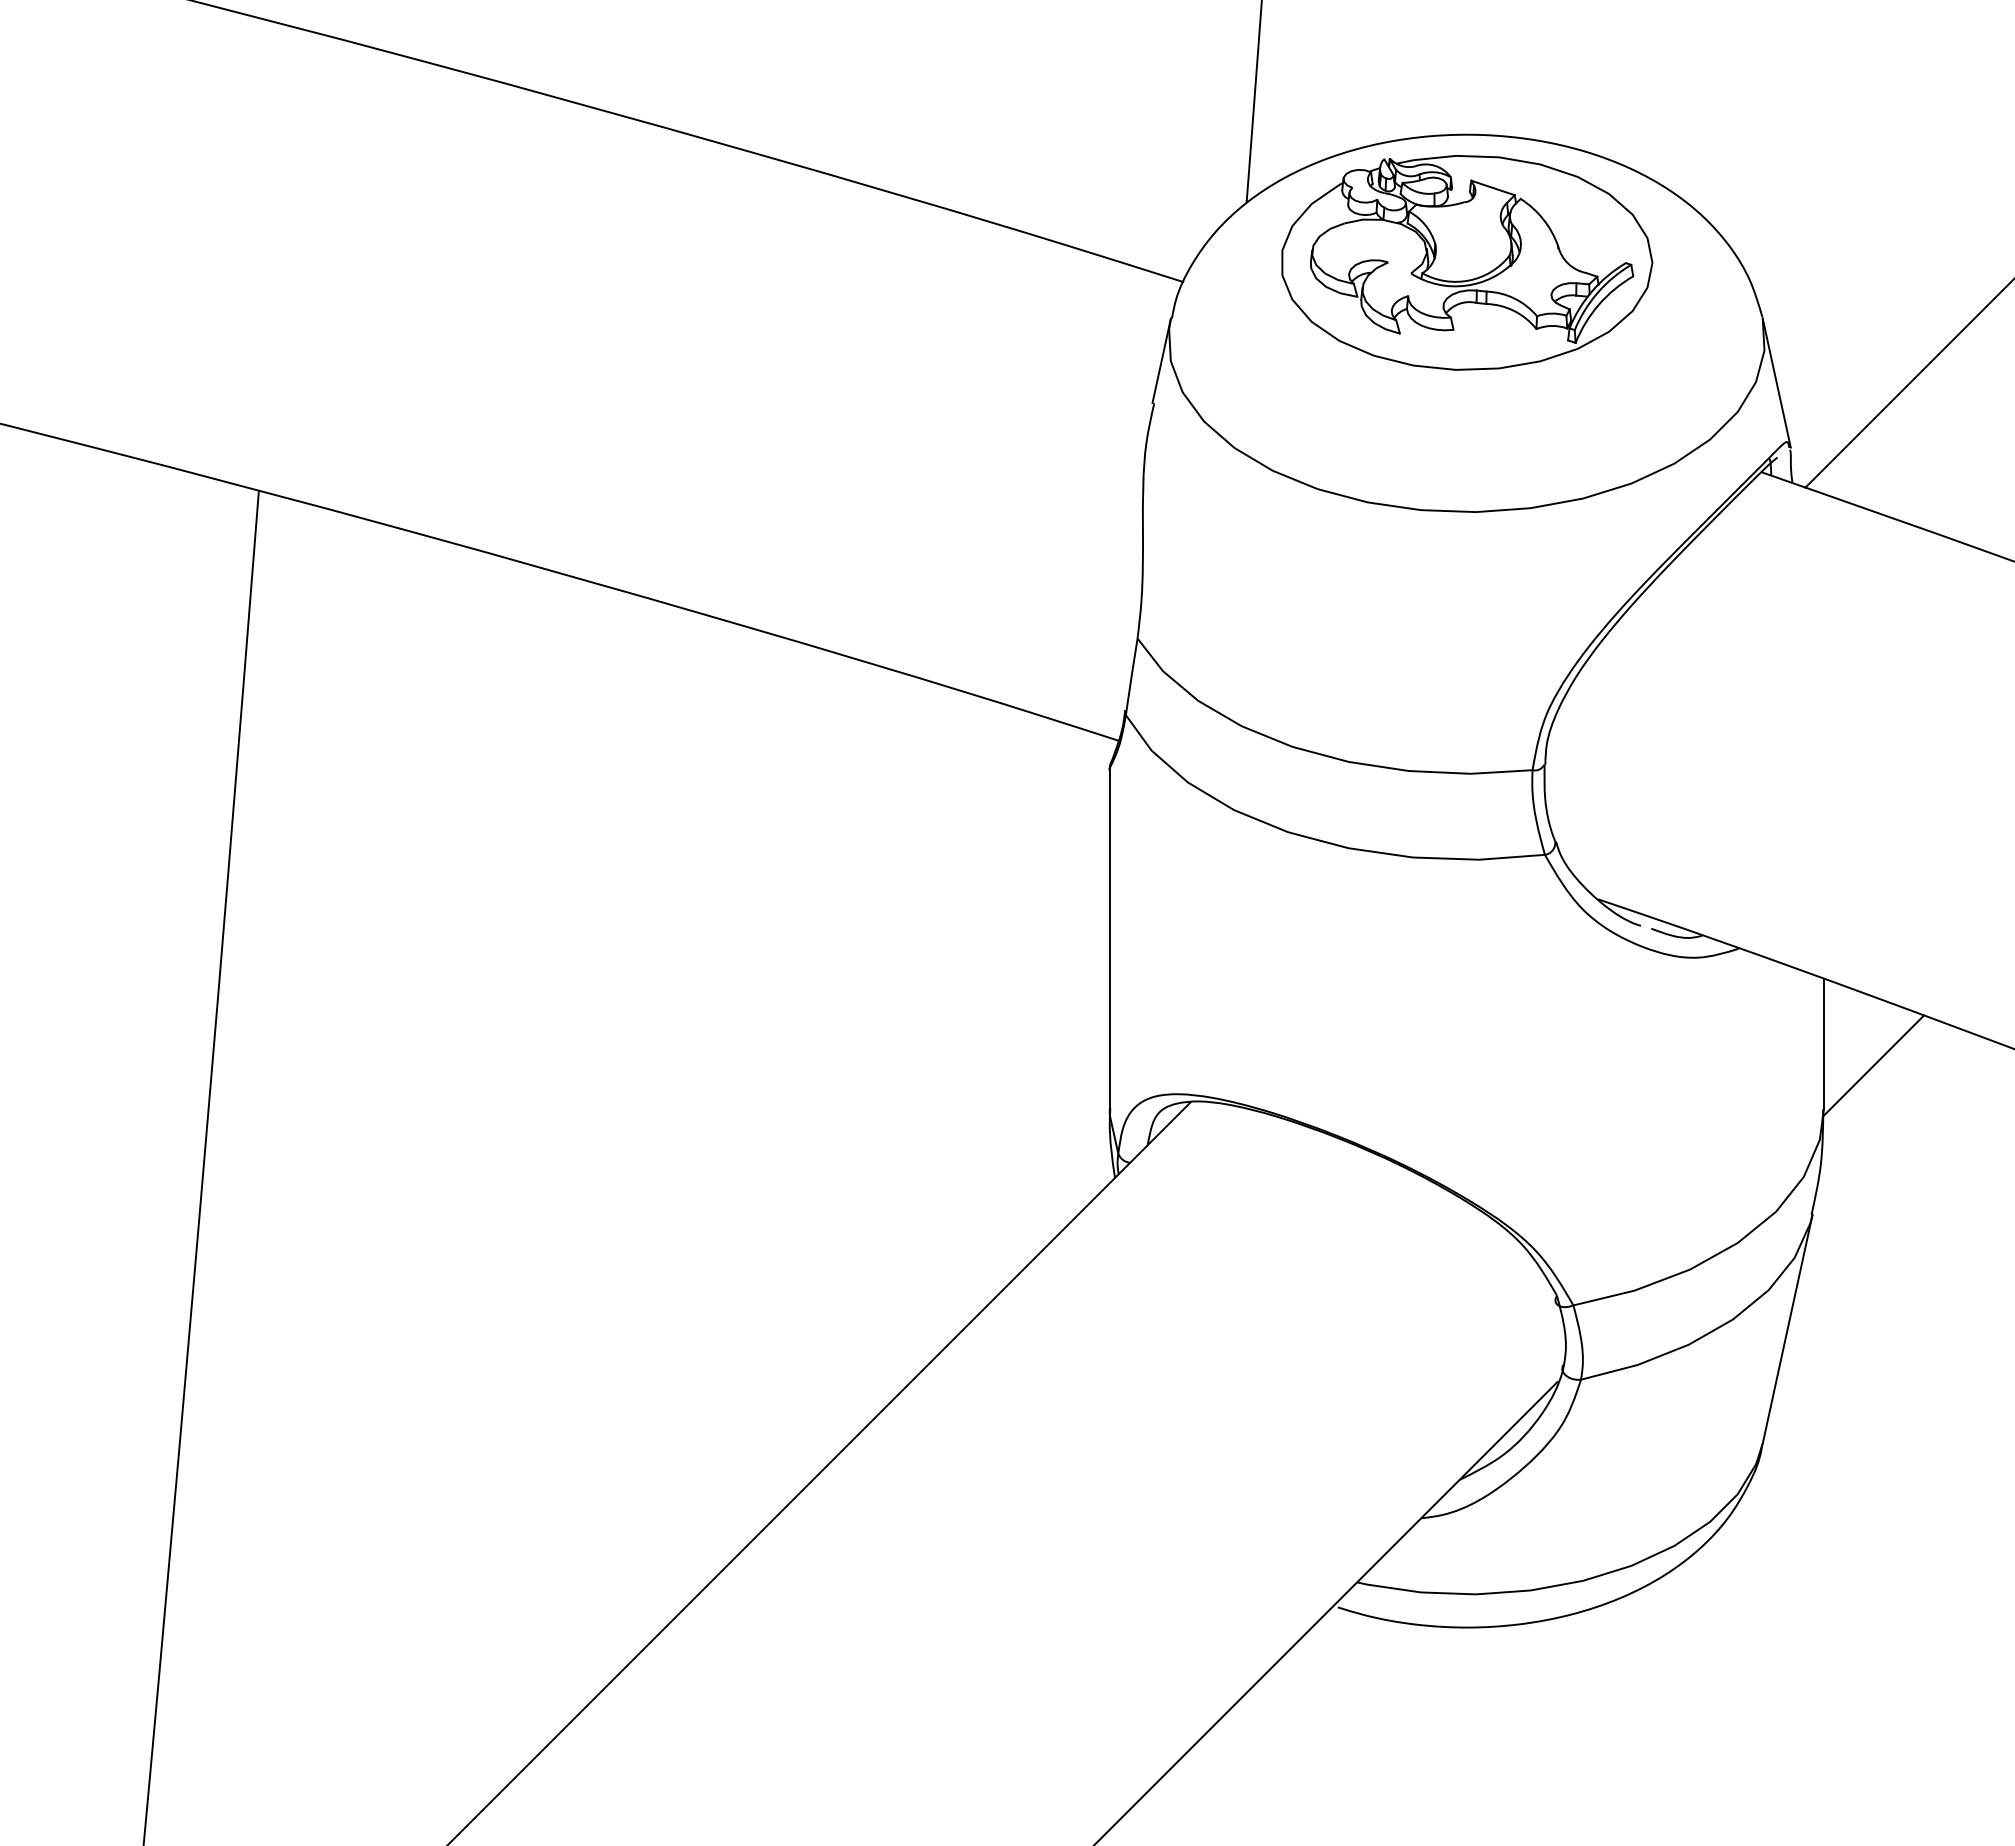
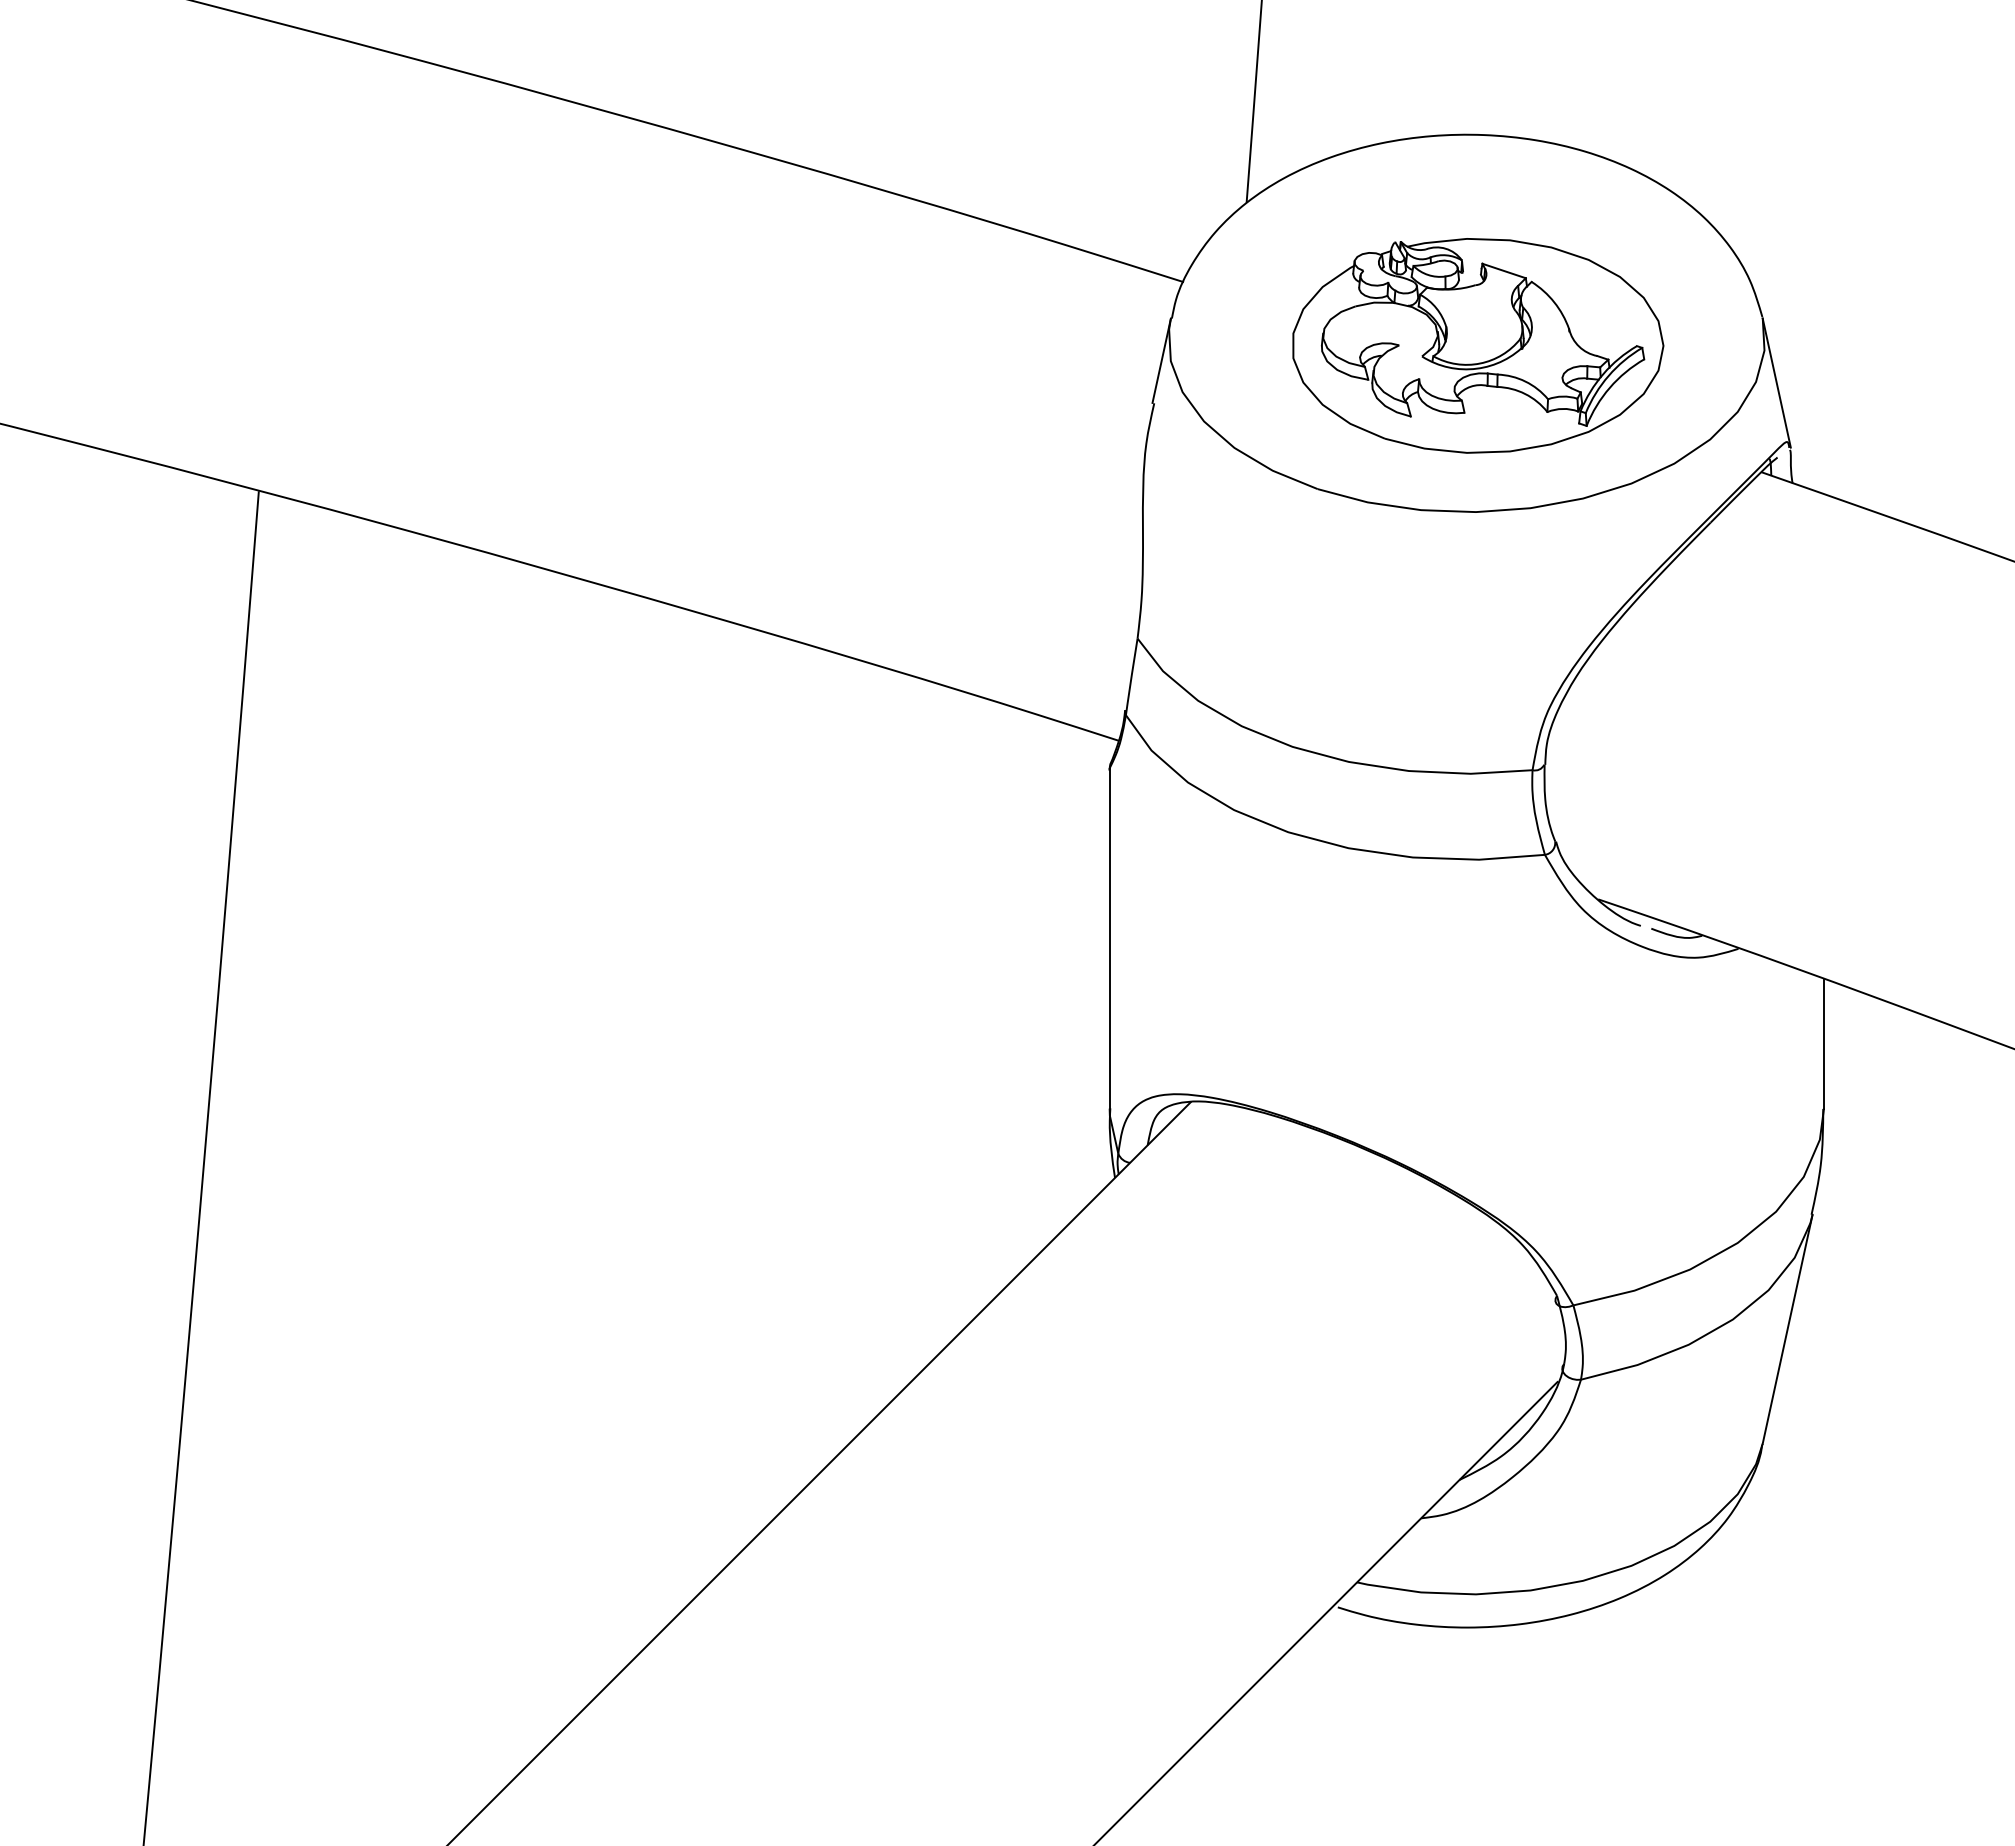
part position: (1467, 262) -> (1478, 345) (1478, 345)
line: present -> none (1908, 384)
line: present -> none (1872, 1065)
